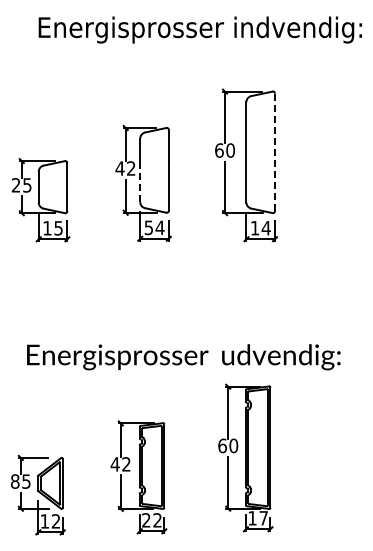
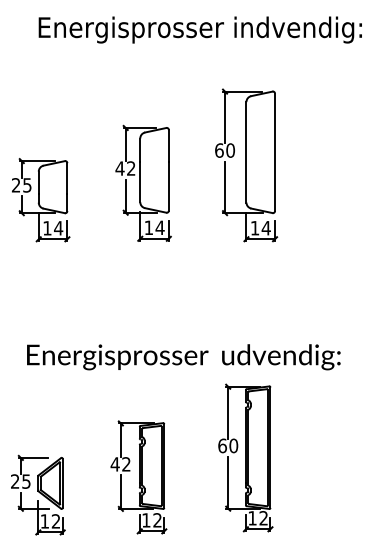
line: dashed -> solid (275, 152)
line: dashed -> solid (140, 182)
text: 54 -> 14 (148, 227)
text: 15 -> 14 (58, 228)
text: 85 -> 25 (15, 481)
text: 17 -> 12 (263, 518)
text: 22 -> 12 (146, 520)
